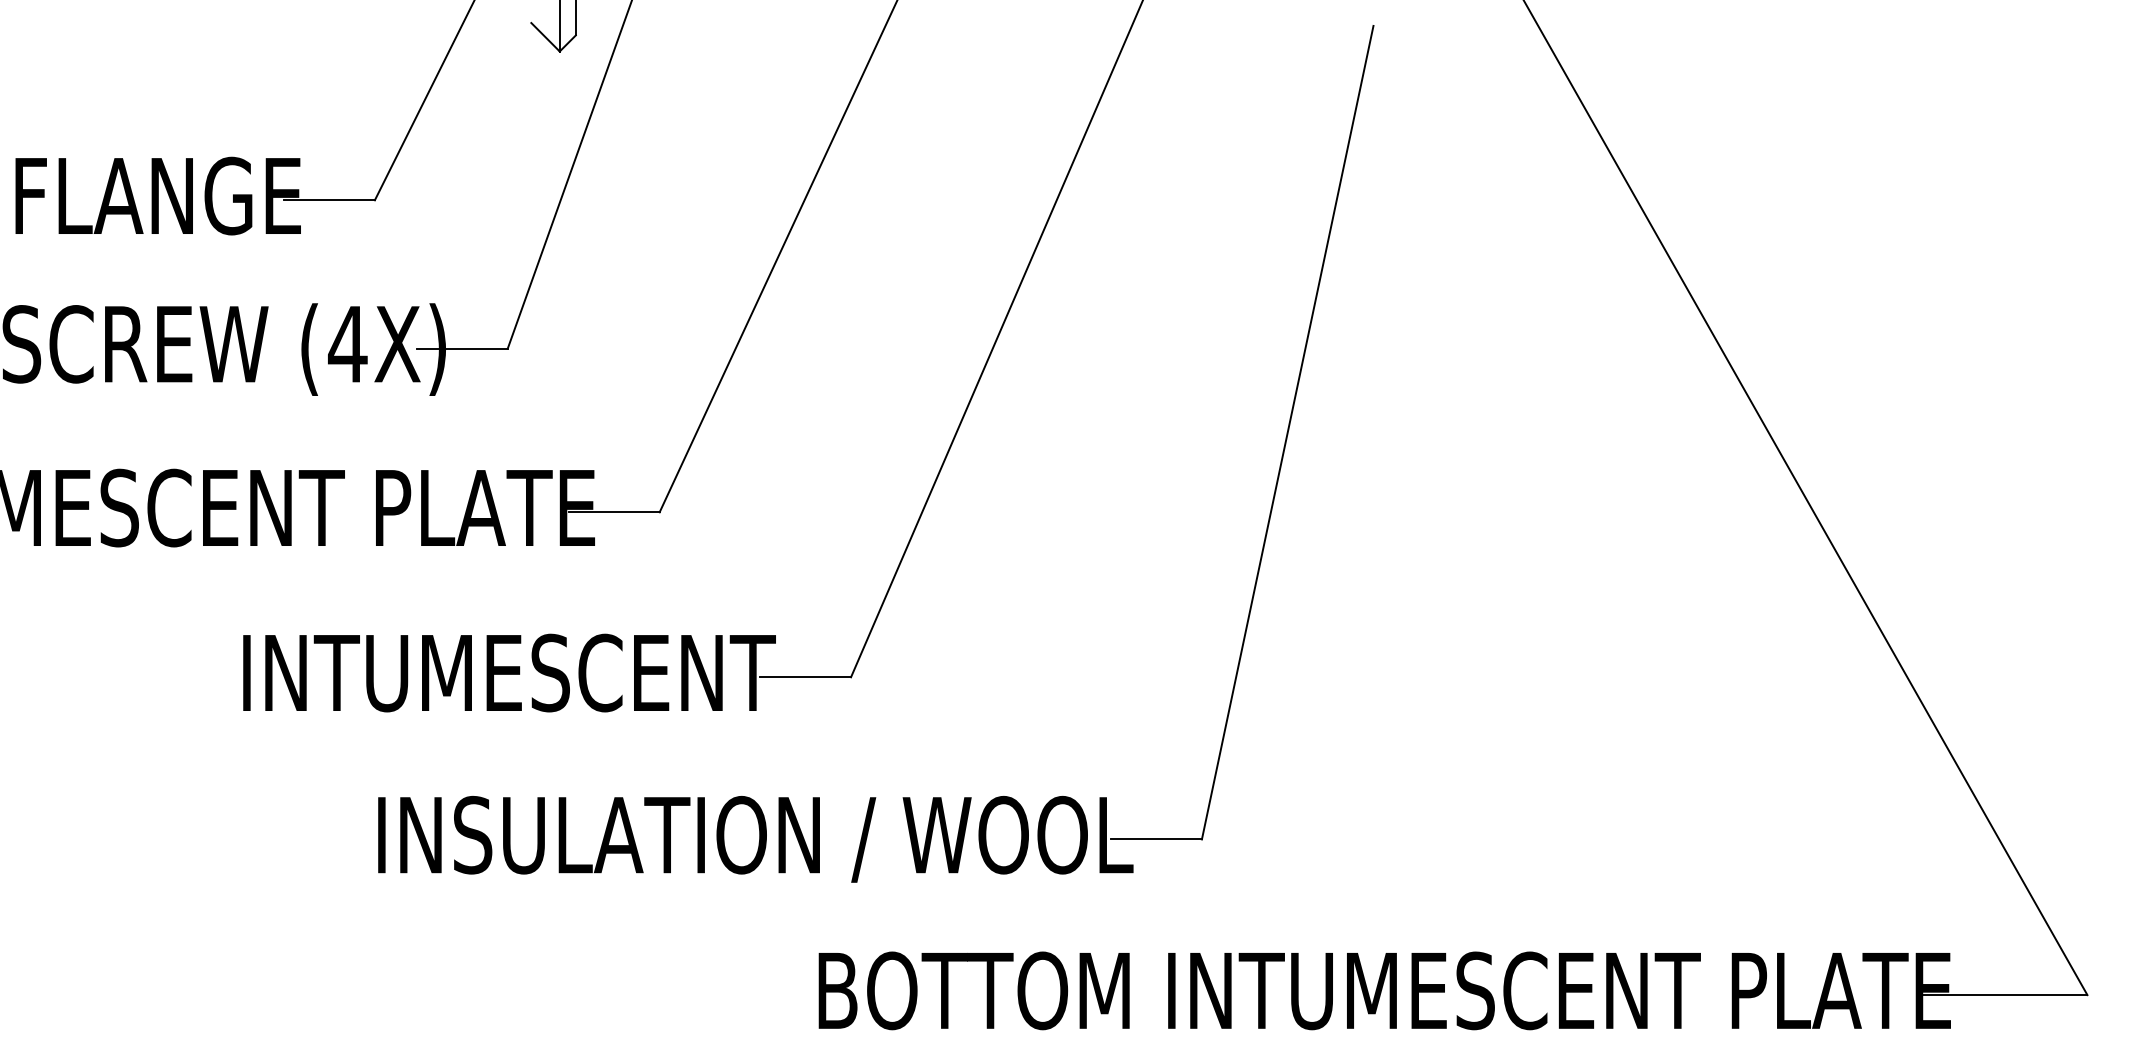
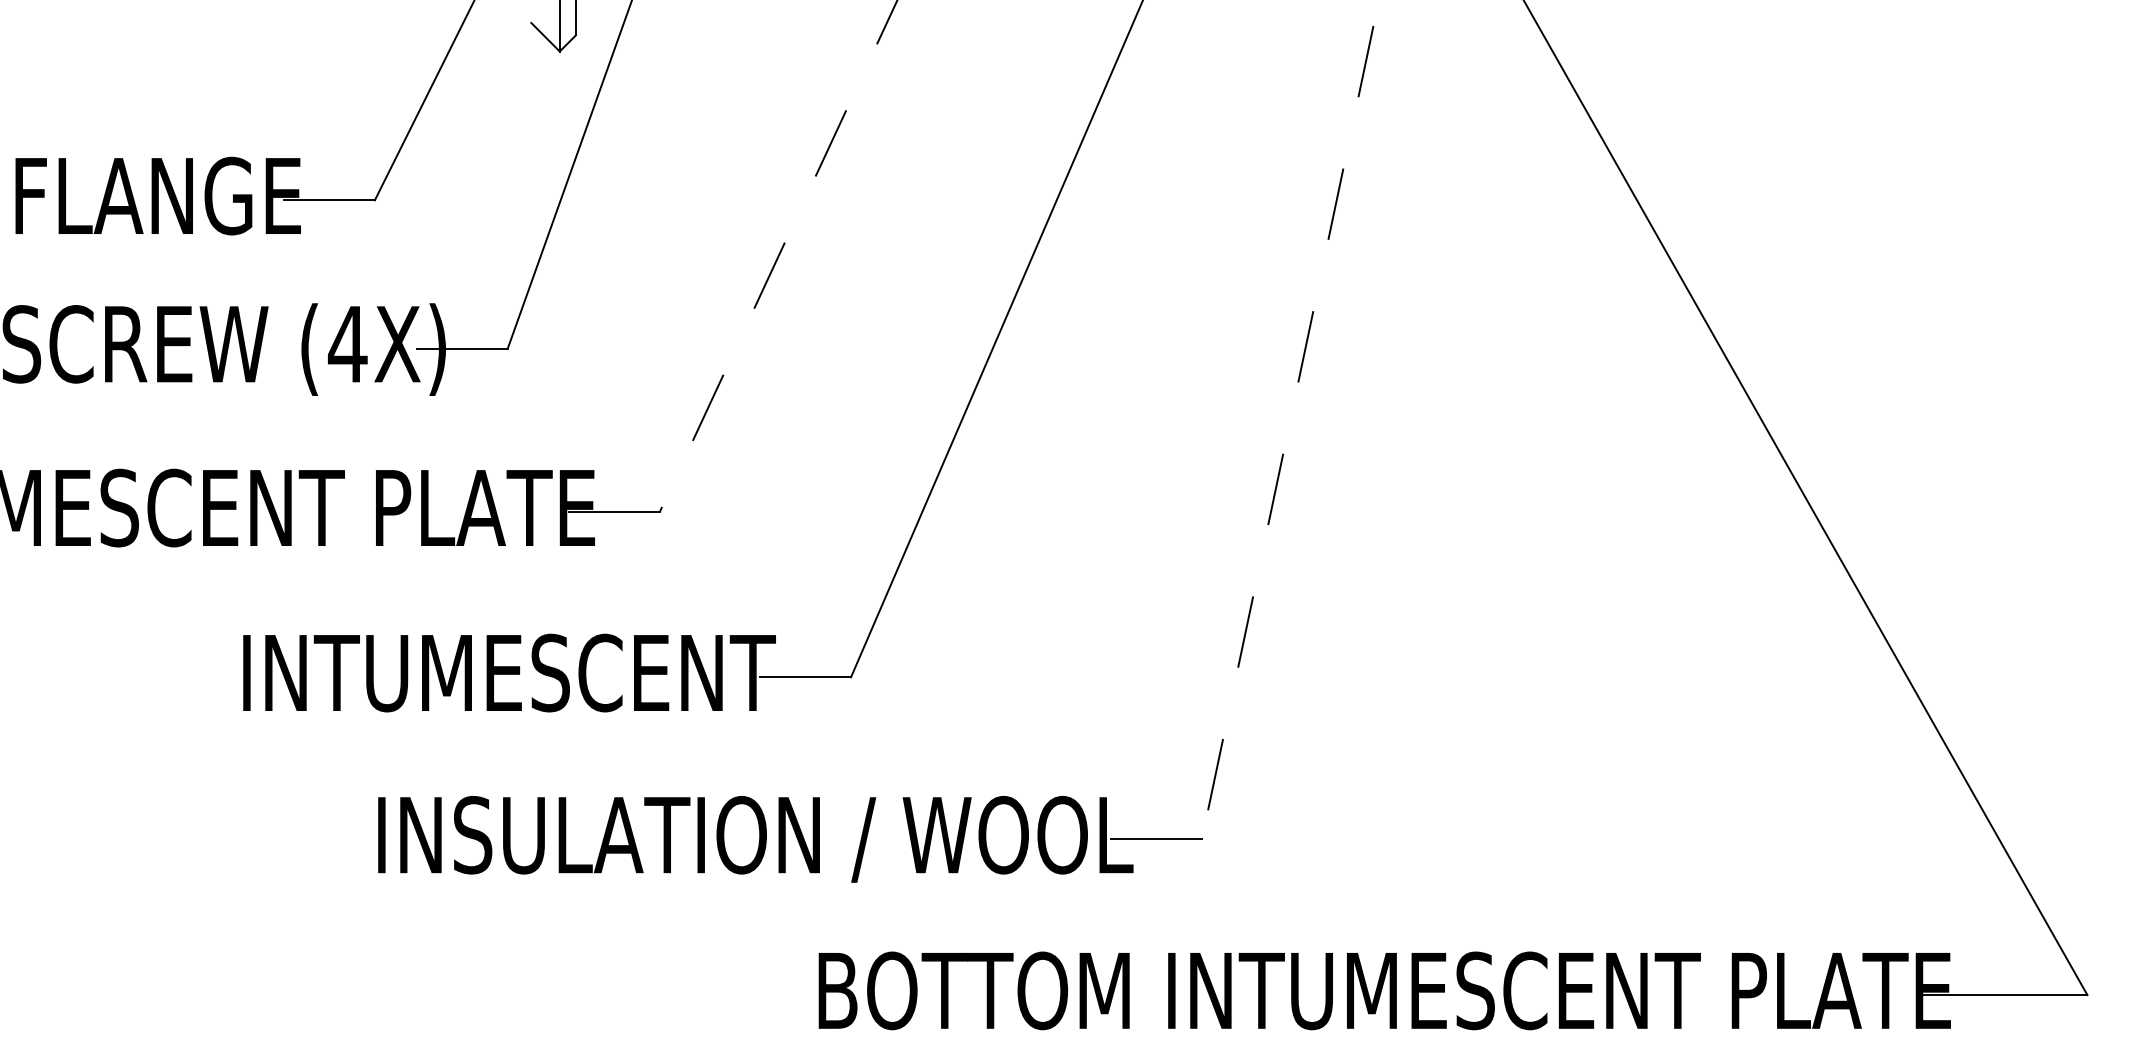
line: solid -> dashed (778, 256)
line: solid -> dashed (1287, 432)
